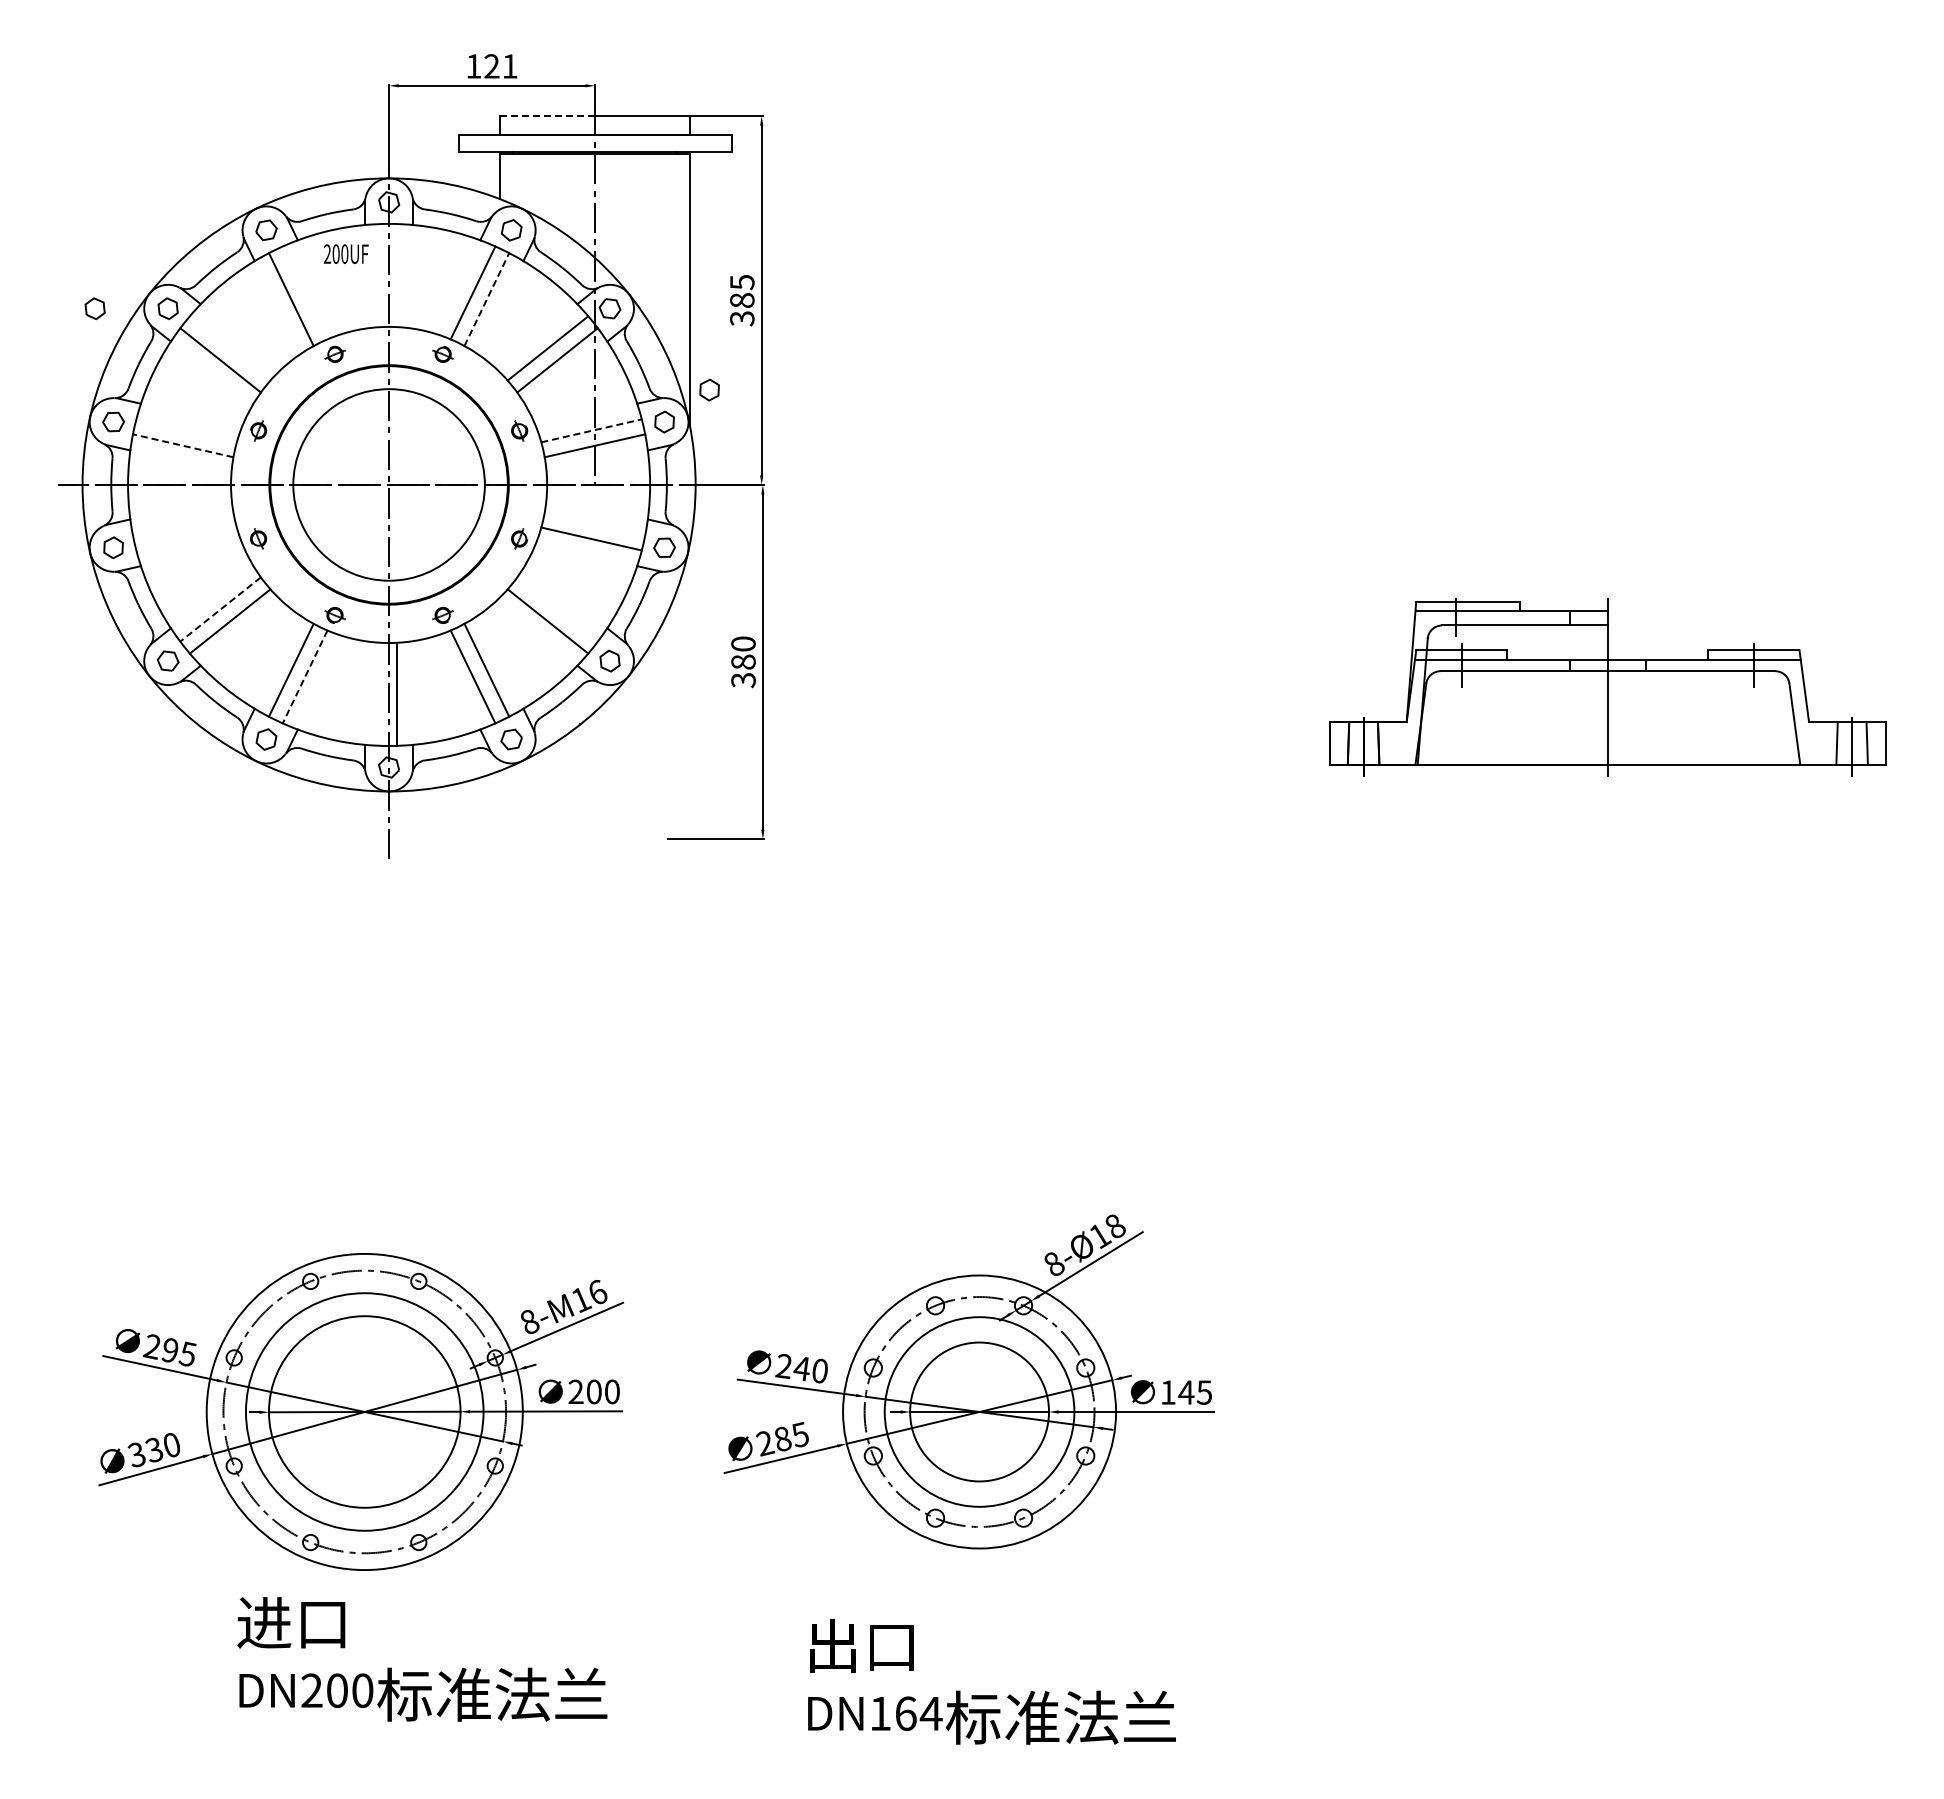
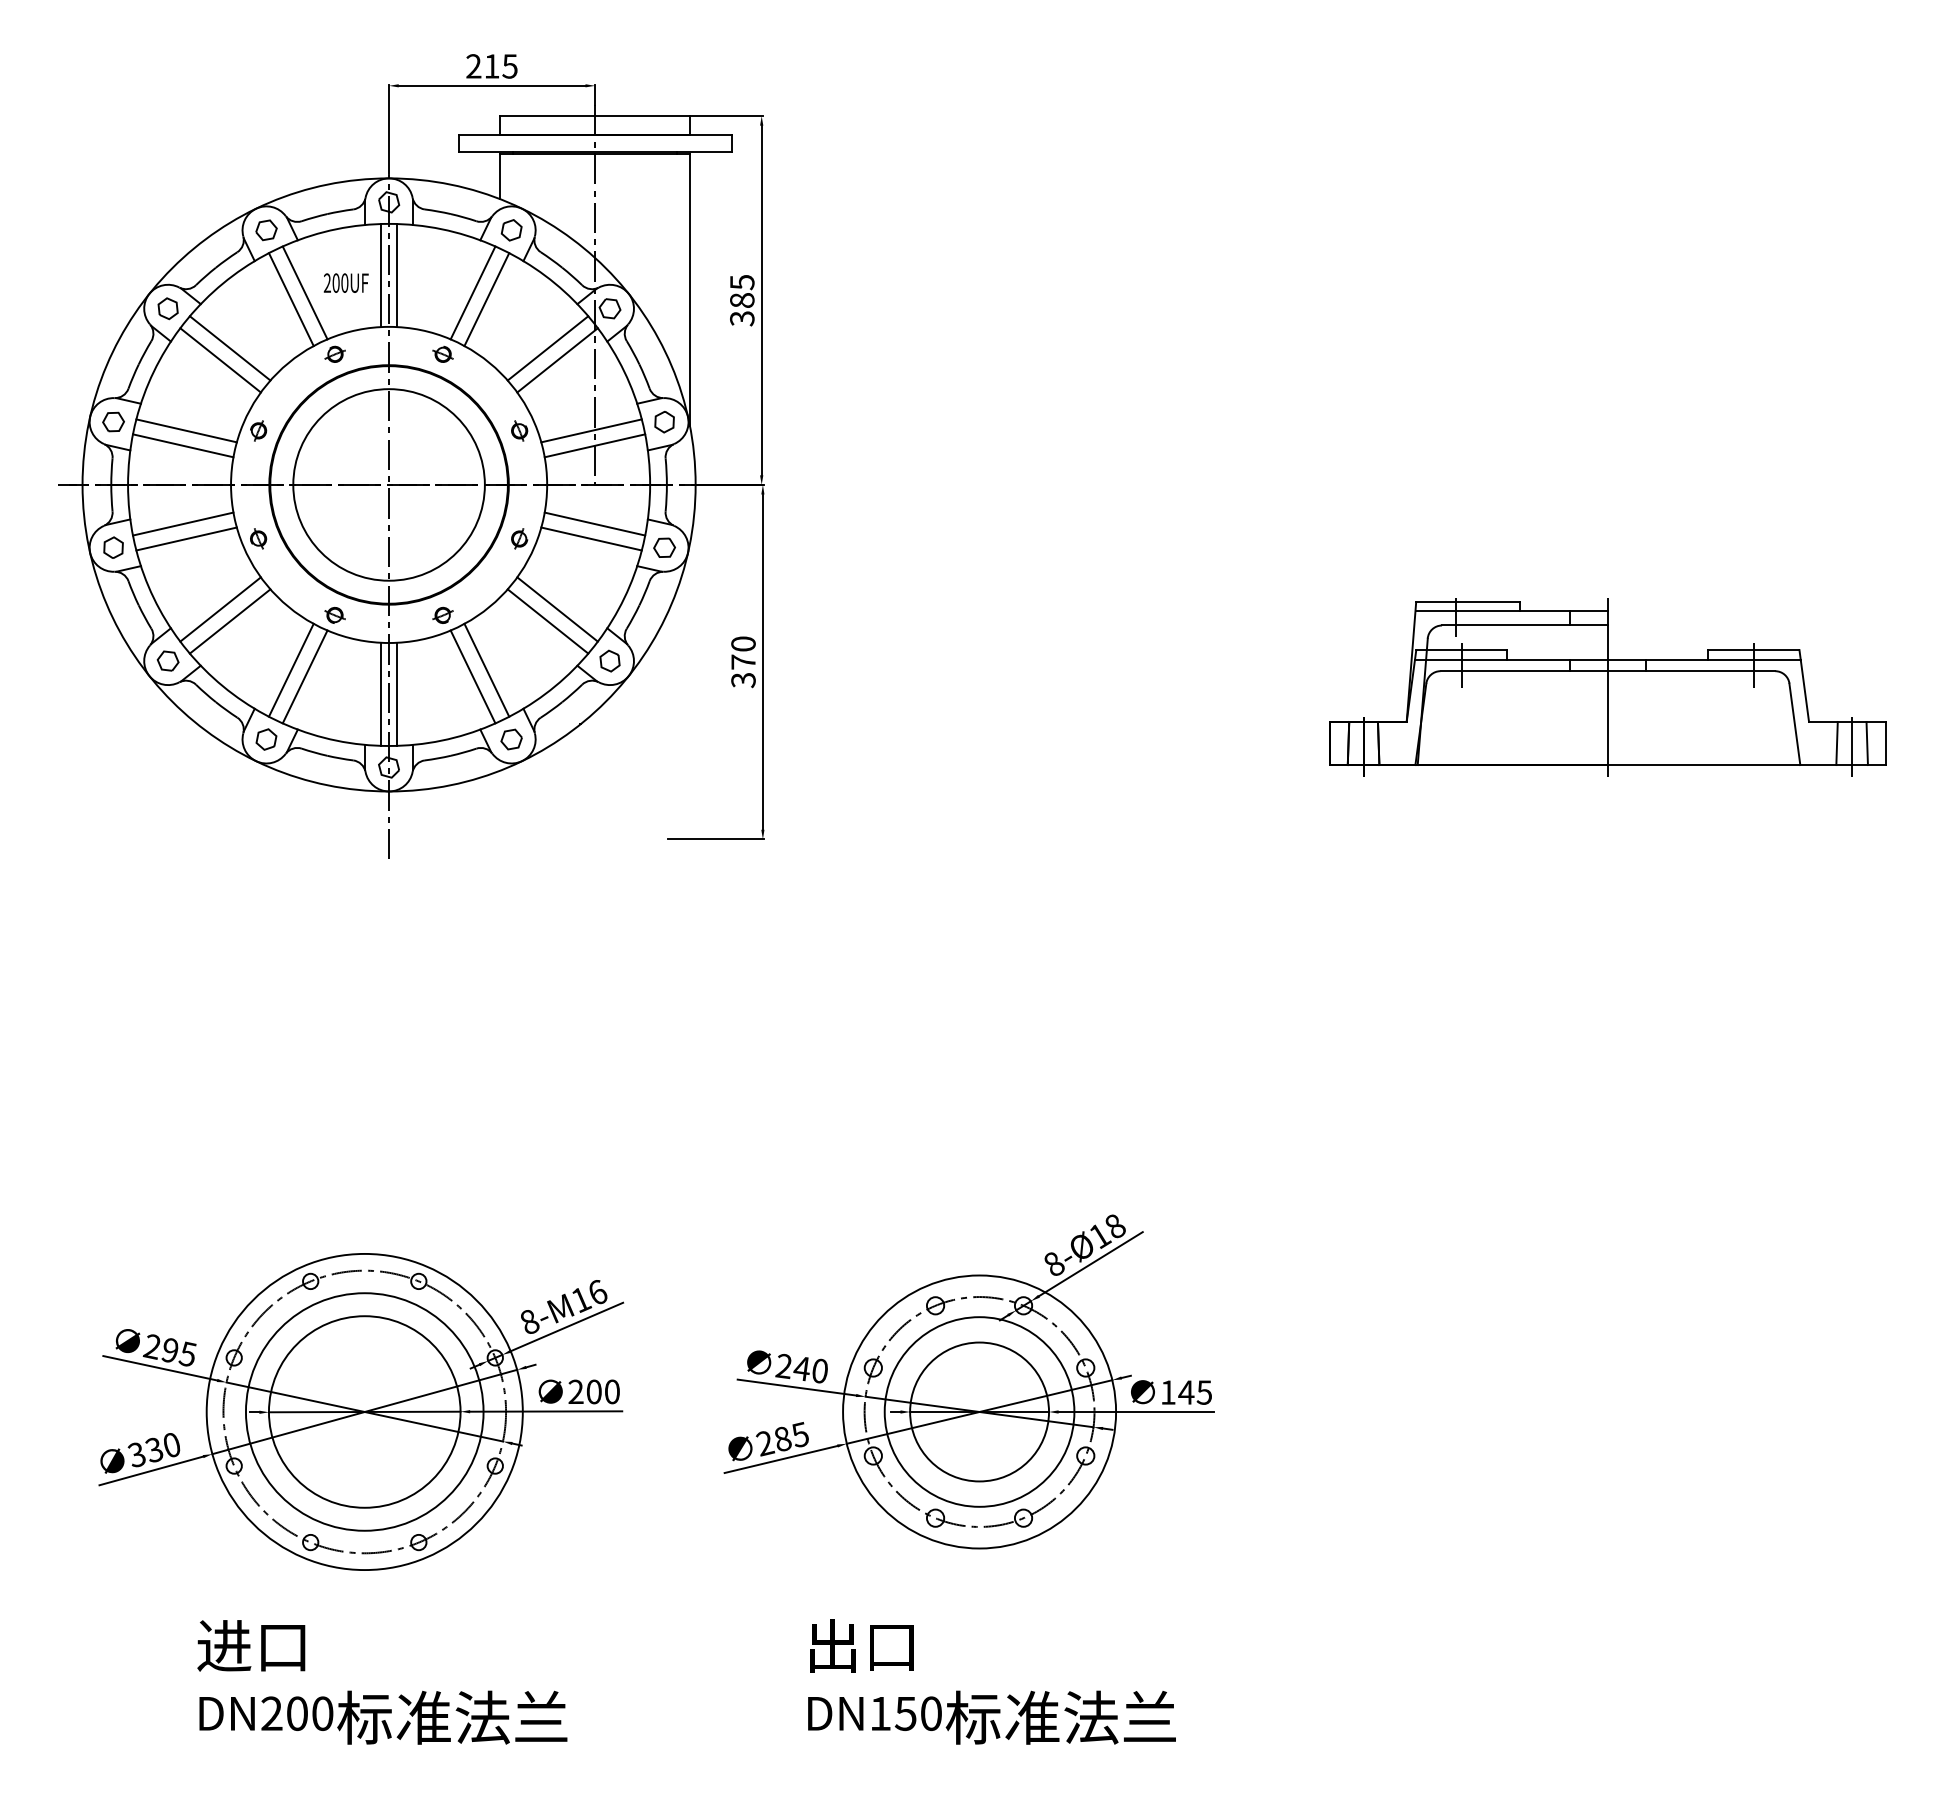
text: 121 -> 215 (491, 66)
line: dashed -> solid (547, 116)
text position: (345, 253) -> (345, 282) (345, 282)
line: none -> present (381, 275)
line: none -> present (396, 275)
line: none -> present (304, 292)
line: dashed -> solid (486, 299)
part: present -> none (94, 308)
line: none -> present (229, 348)
part: present -> none (709, 390)
line: none -> present (186, 430)
line: dashed -> solid (591, 430)
line: dashed -> solid (183, 445)
line: none -> present (183, 523)
line: none -> present (594, 523)
line: none -> present (186, 538)
line: dashed -> solid (220, 609)
line: none -> present (557, 609)
text: 380 -> 370 (743, 661)
line: dashed -> solid (305, 676)
line: none -> present (381, 693)
text position: (422, 1659) -> (382, 1682) (382, 1682)
text: DN164 -> DN150 (918, 1713)
